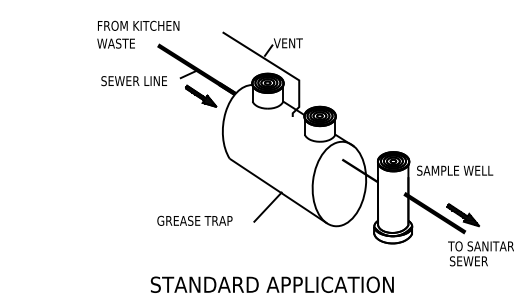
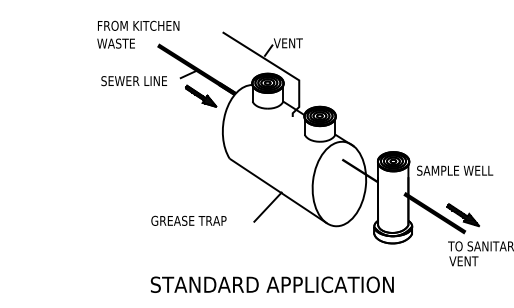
text position: (194, 220) -> (188, 220) (188, 220)
text: SEWER -> VENT (468, 261)
